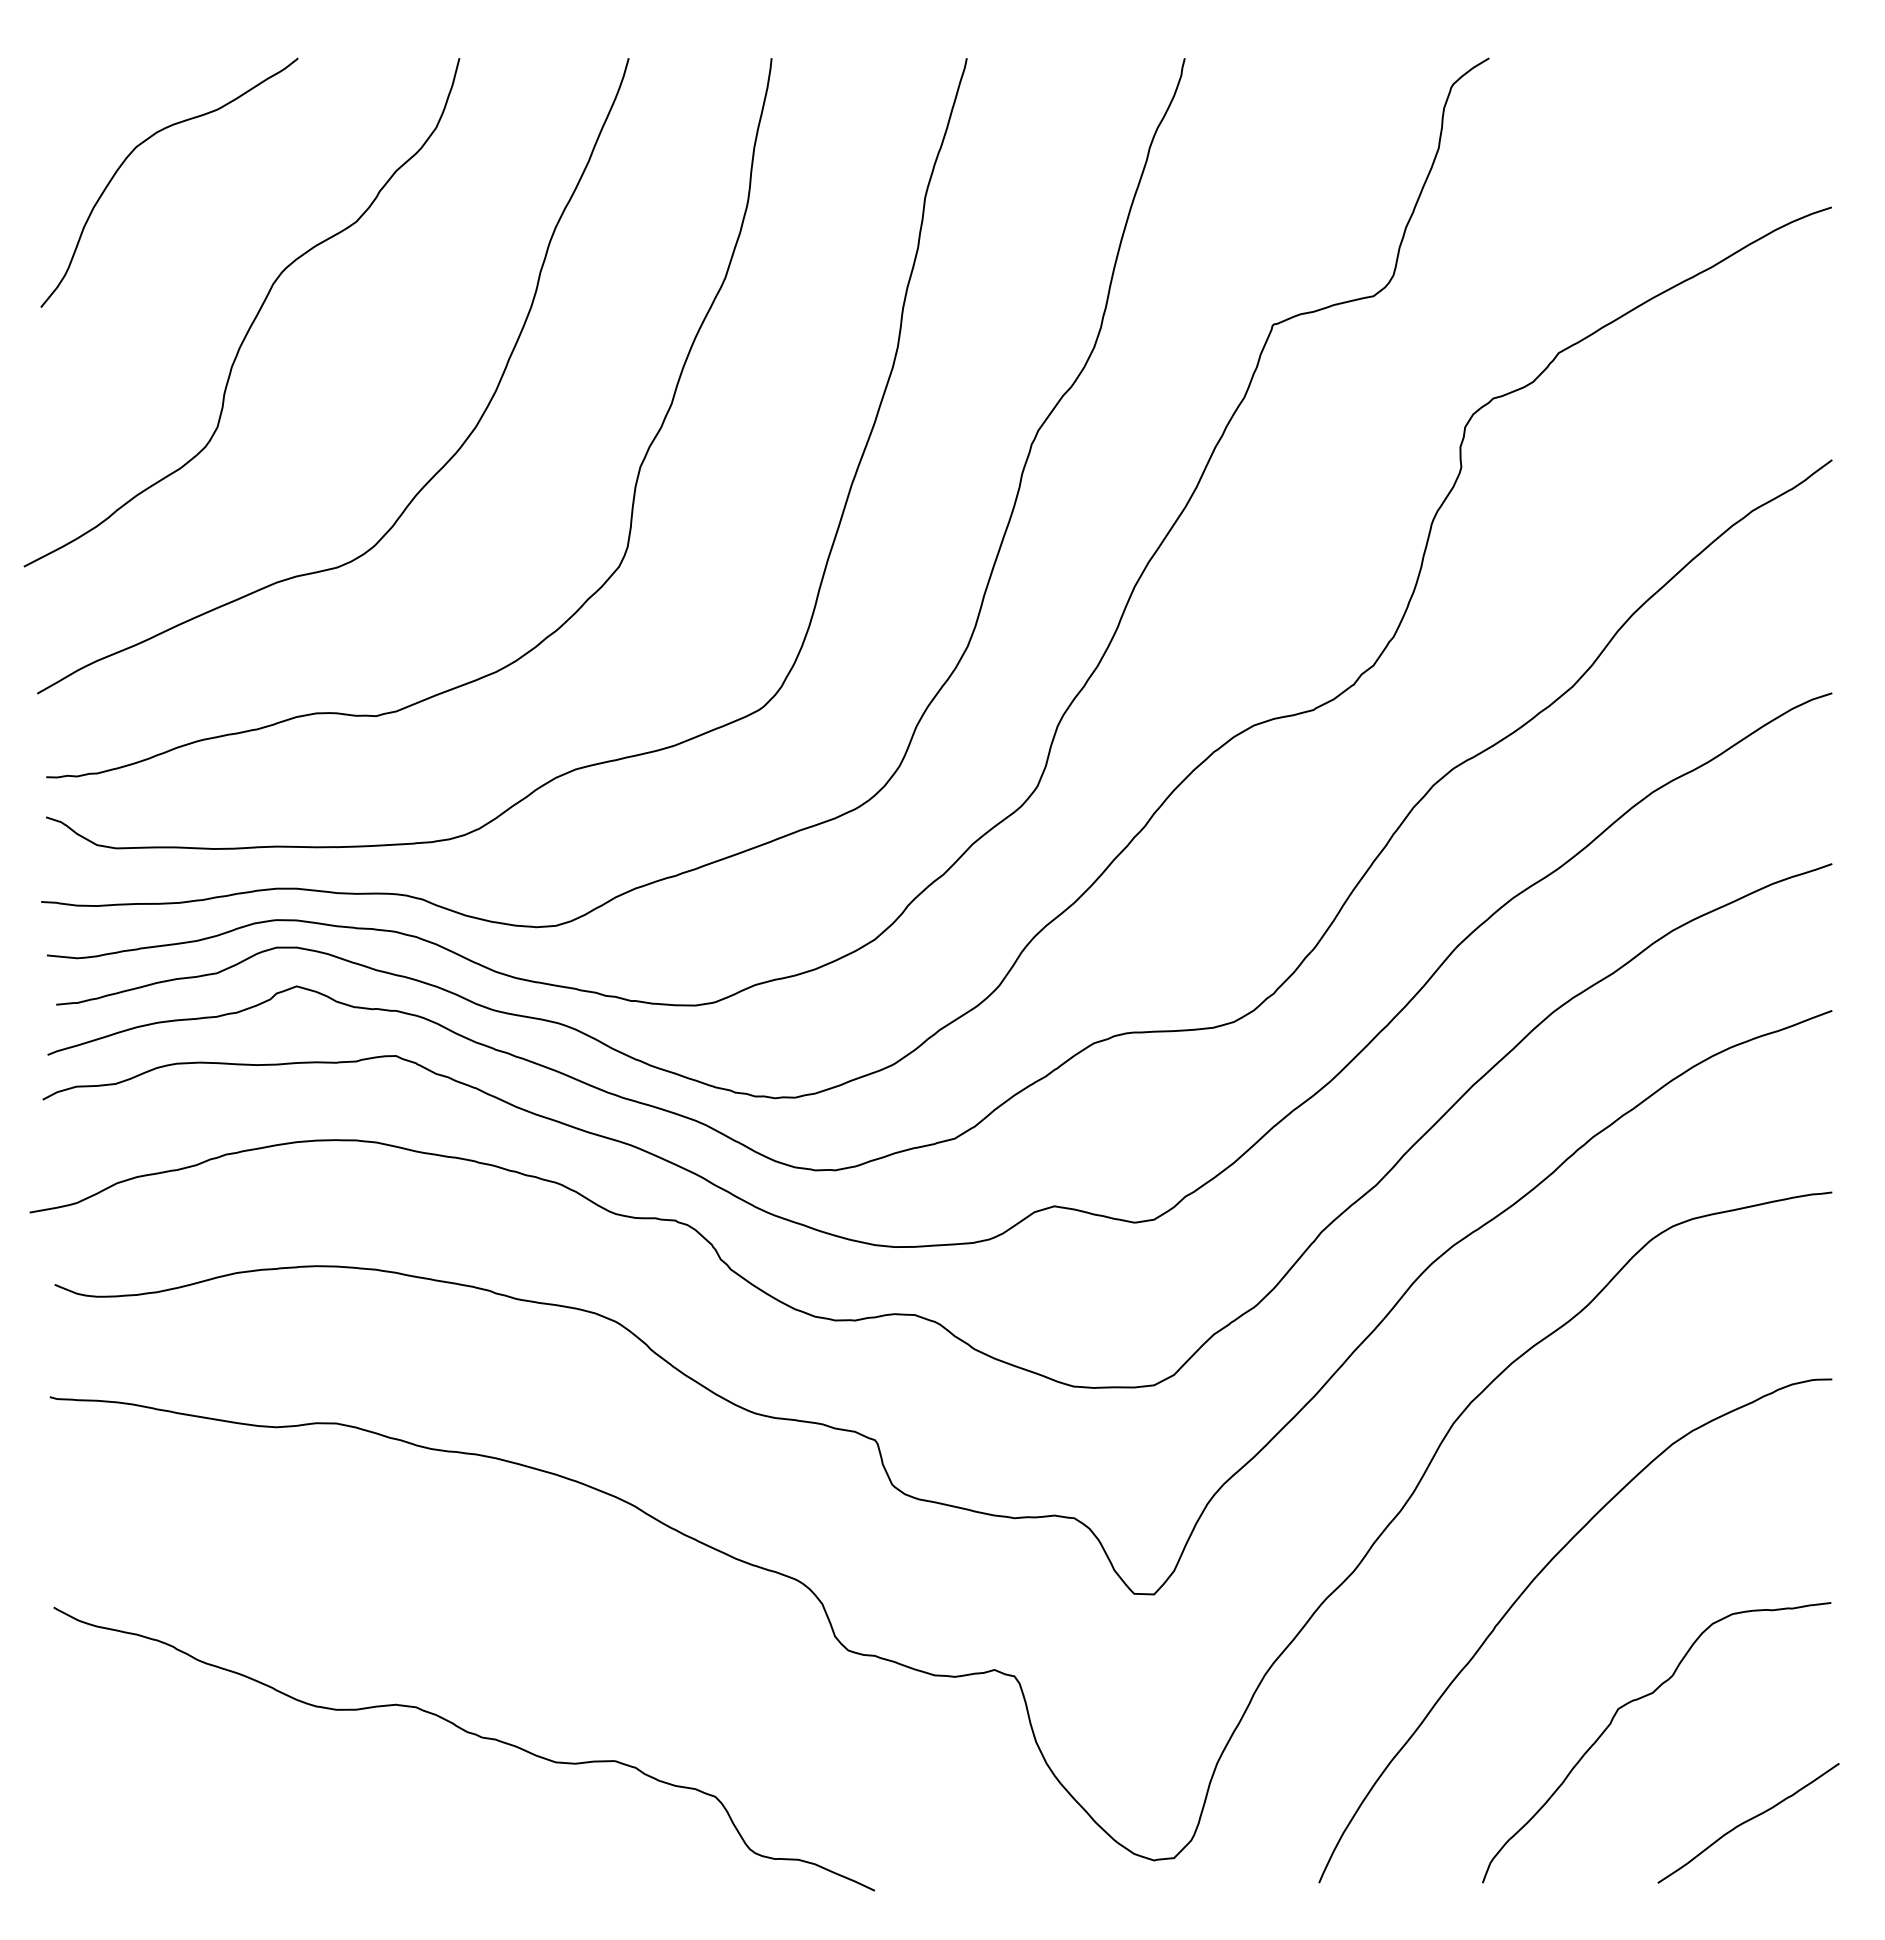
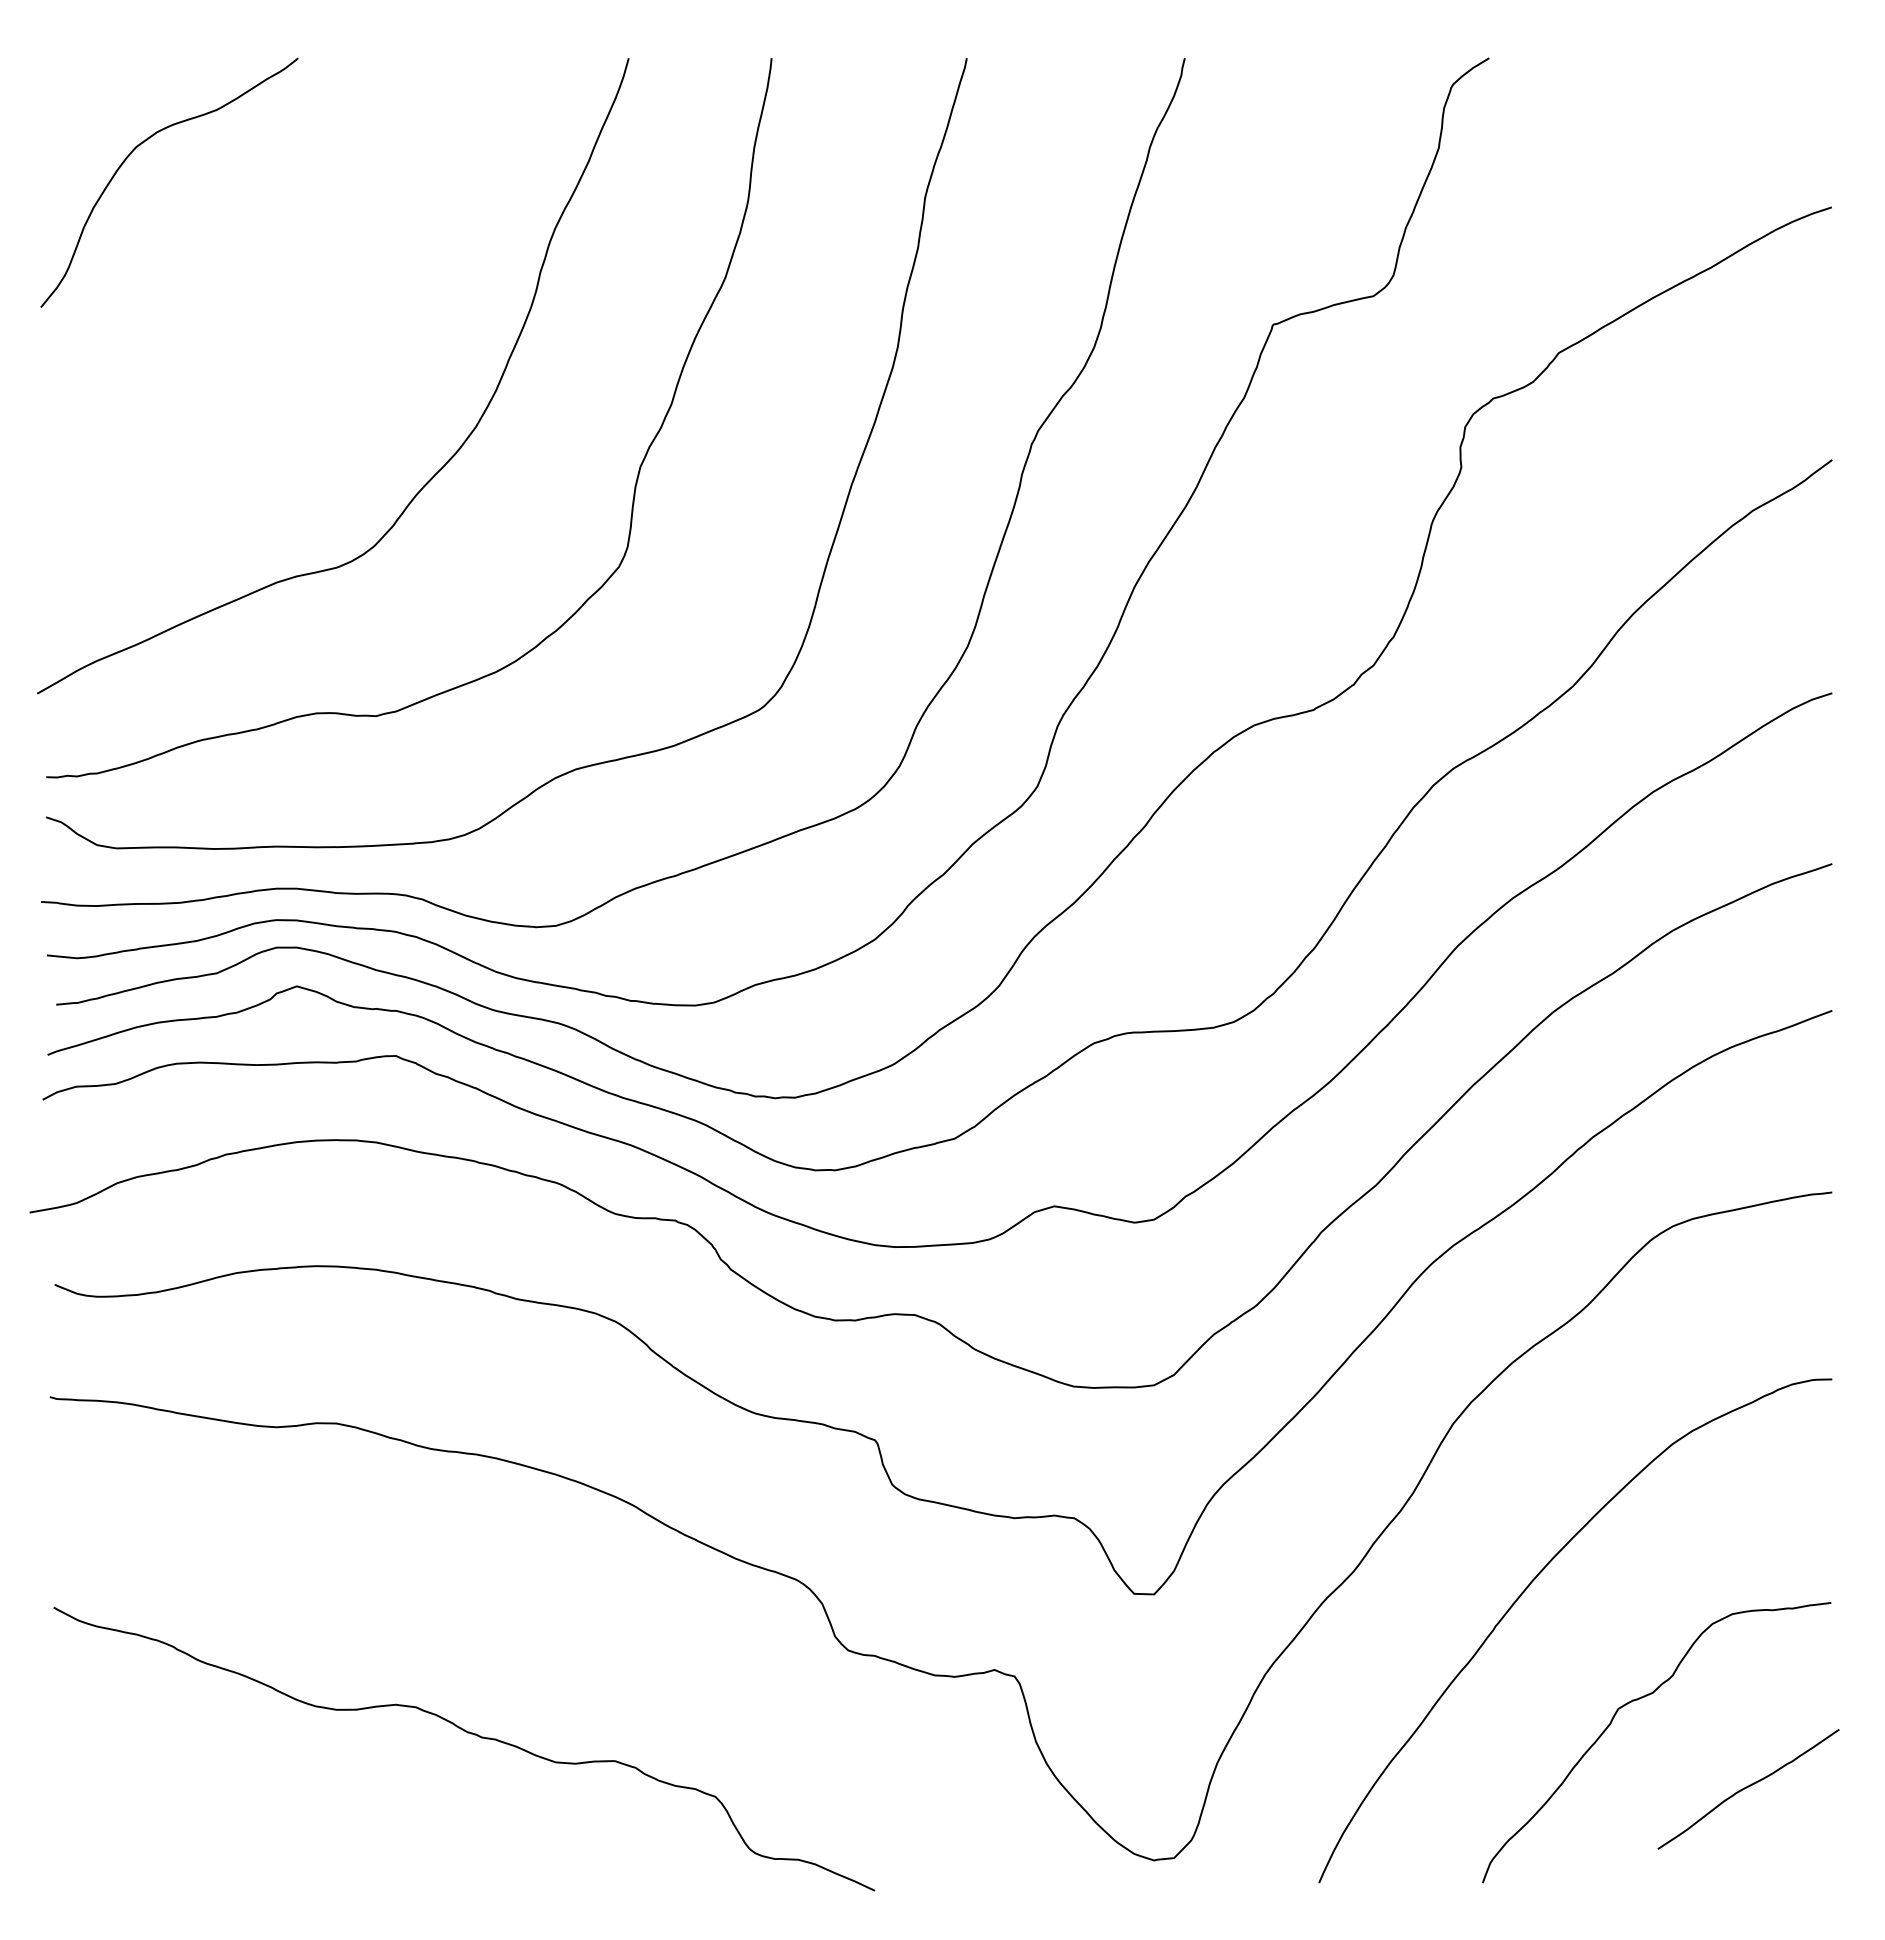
curve: present -> none (253, 319)
curve position: (1748, 1821) -> (1748, 1787) (1748, 1787)
